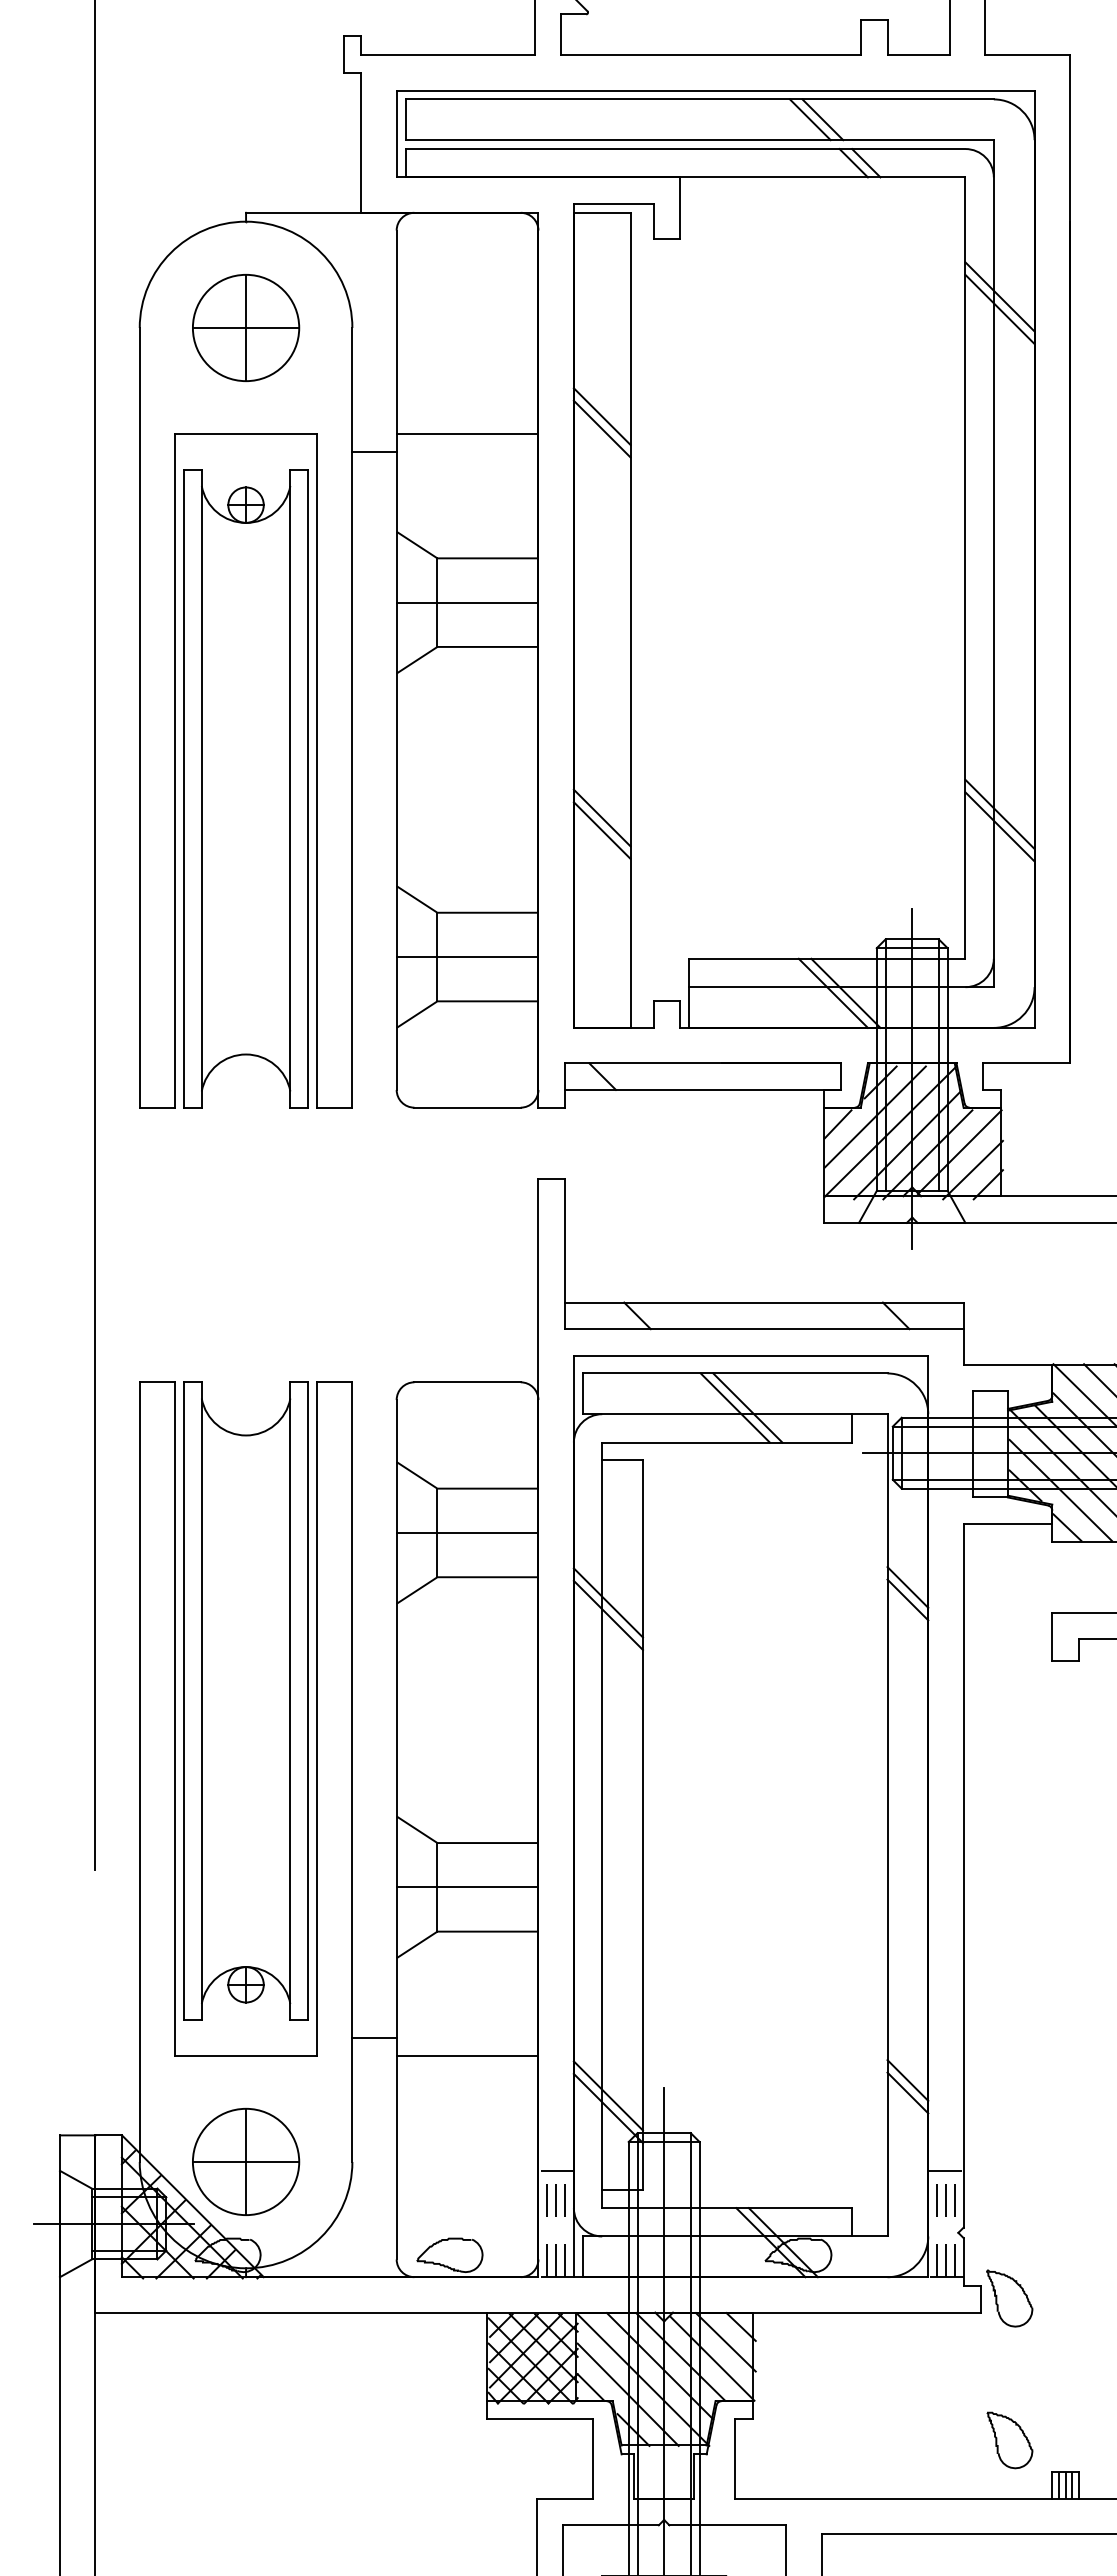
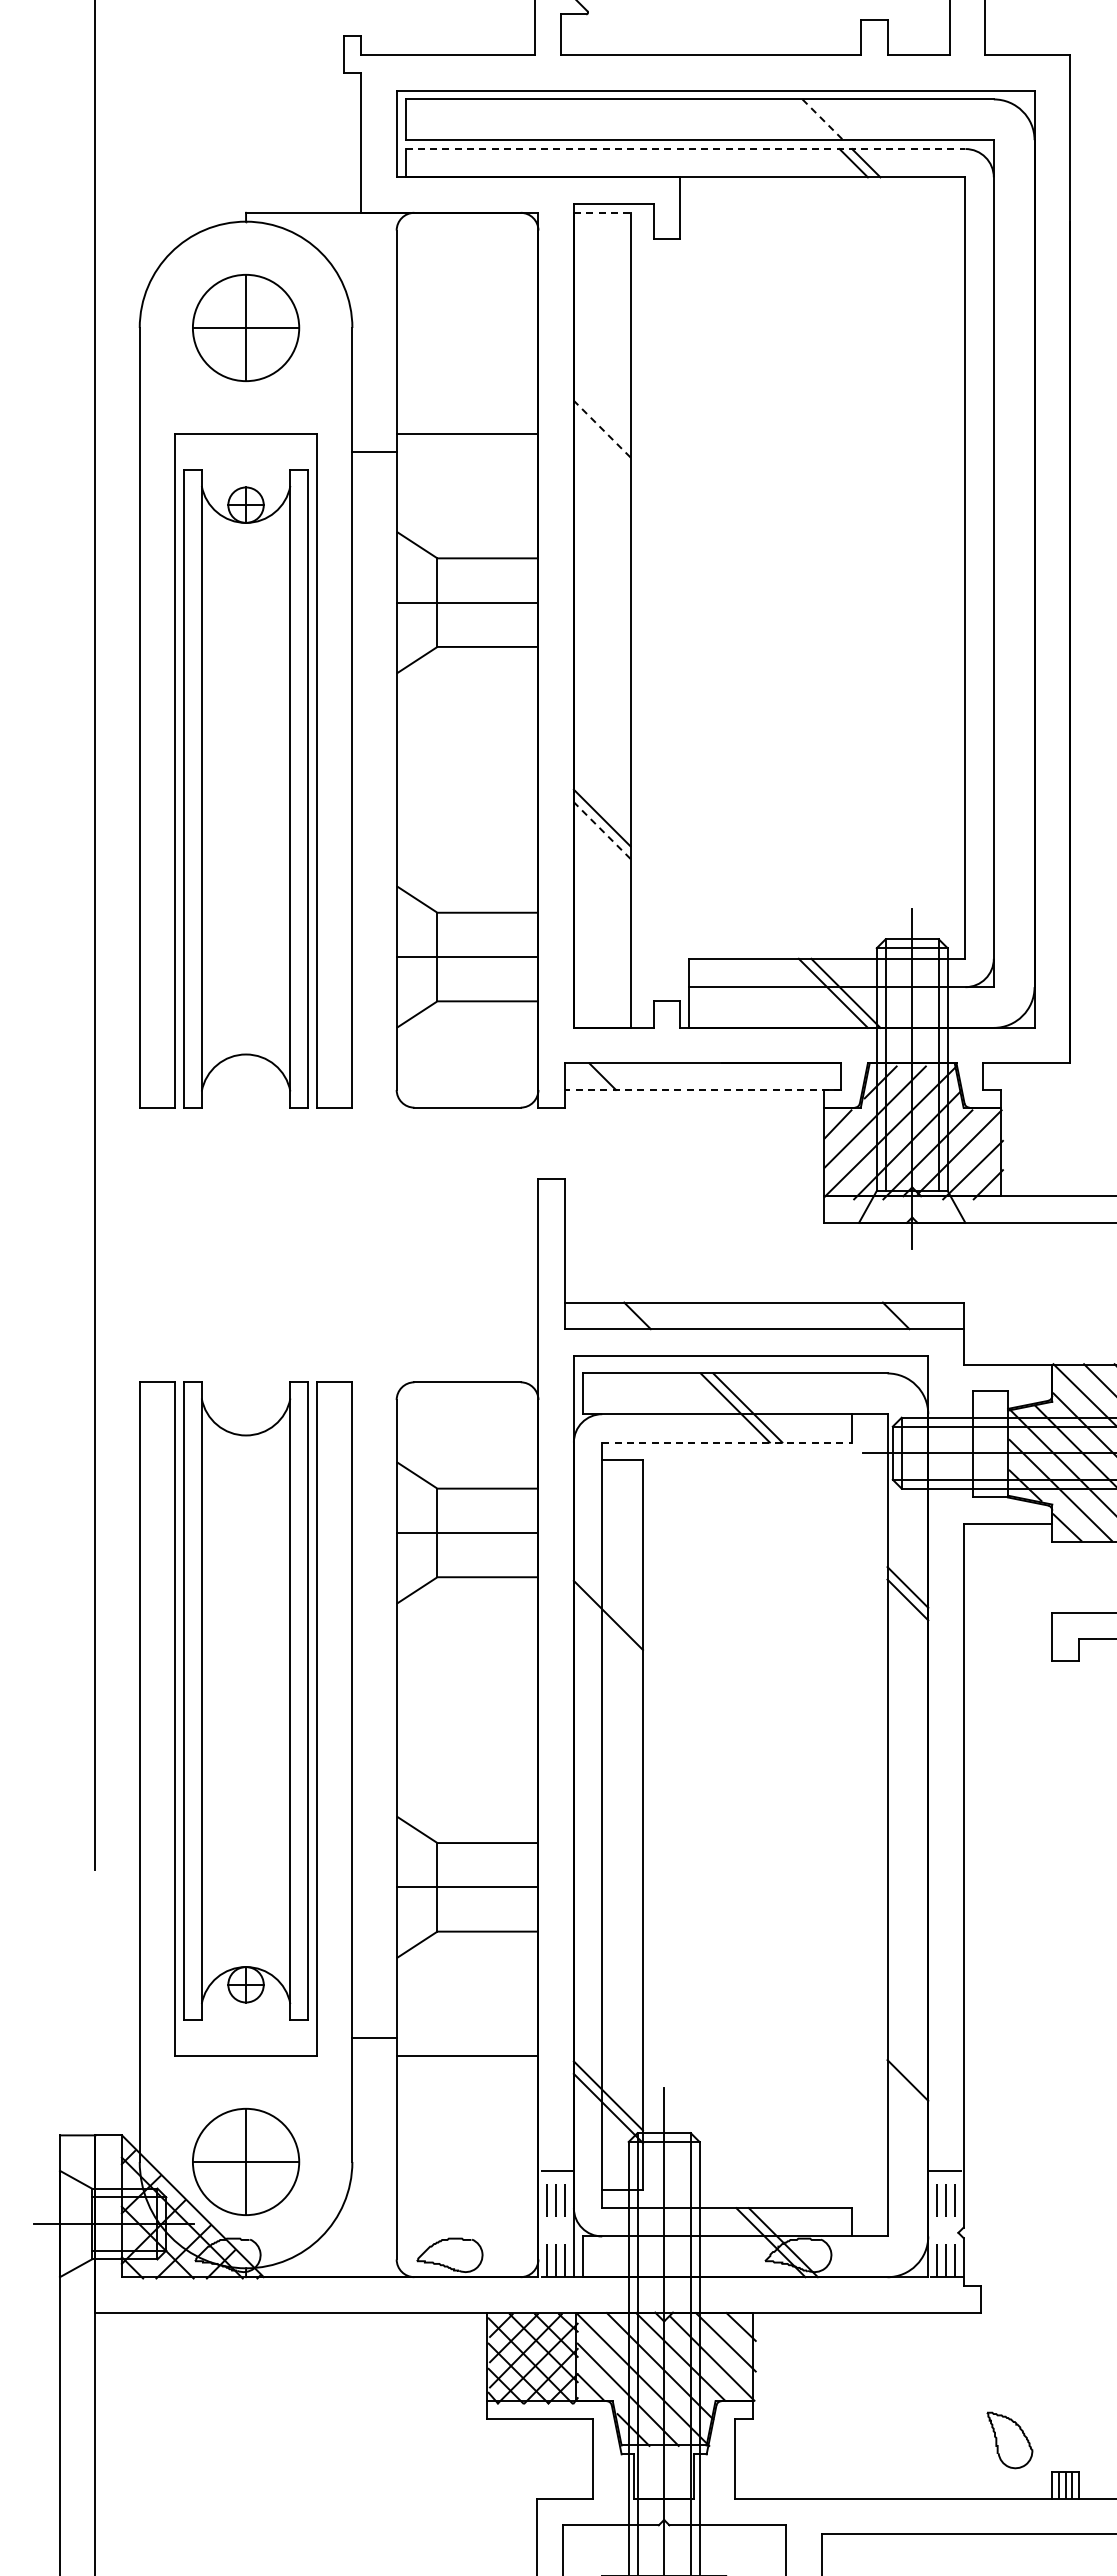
line: present -> none (809, 119)
line: solid -> dashed (822, 119)
line: solid -> dashed (685, 149)
line: solid -> dashed (602, 212)
line: present -> none (999, 296)
line: present -> none (999, 309)
line: present -> none (601, 416)
line: solid -> dashed (601, 428)
line: present -> none (999, 813)
line: present -> none (999, 826)
line: solid -> dashed (601, 830)
line: solid -> dashed (702, 1089)
line: solid -> dashed (727, 1442)
line: present -> none (607, 1602)
line: present -> none (907, 2092)
part: present -> none (1009, 2298)
